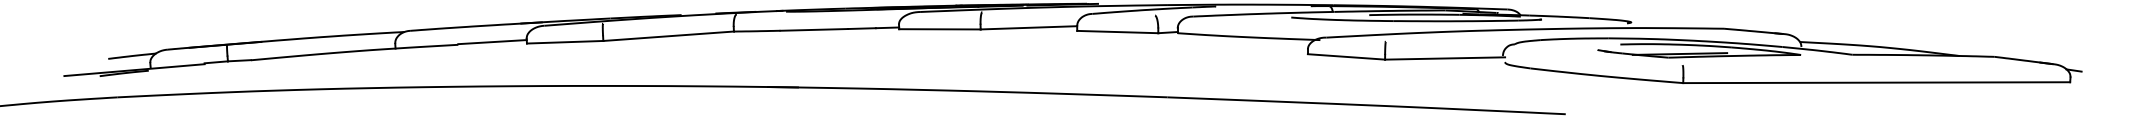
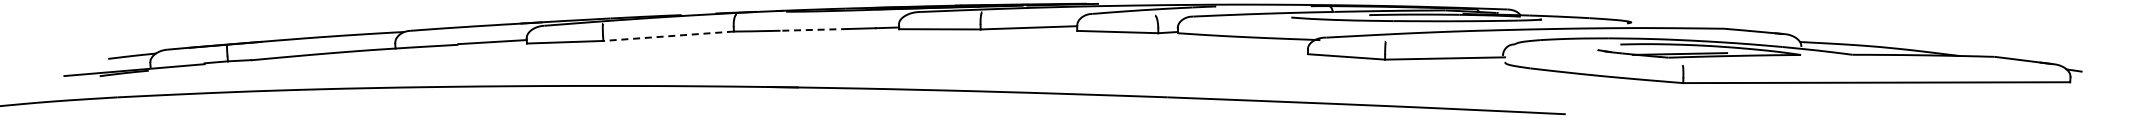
line: solid -> dashed (814, 29)
line: solid -> dashed (668, 36)
